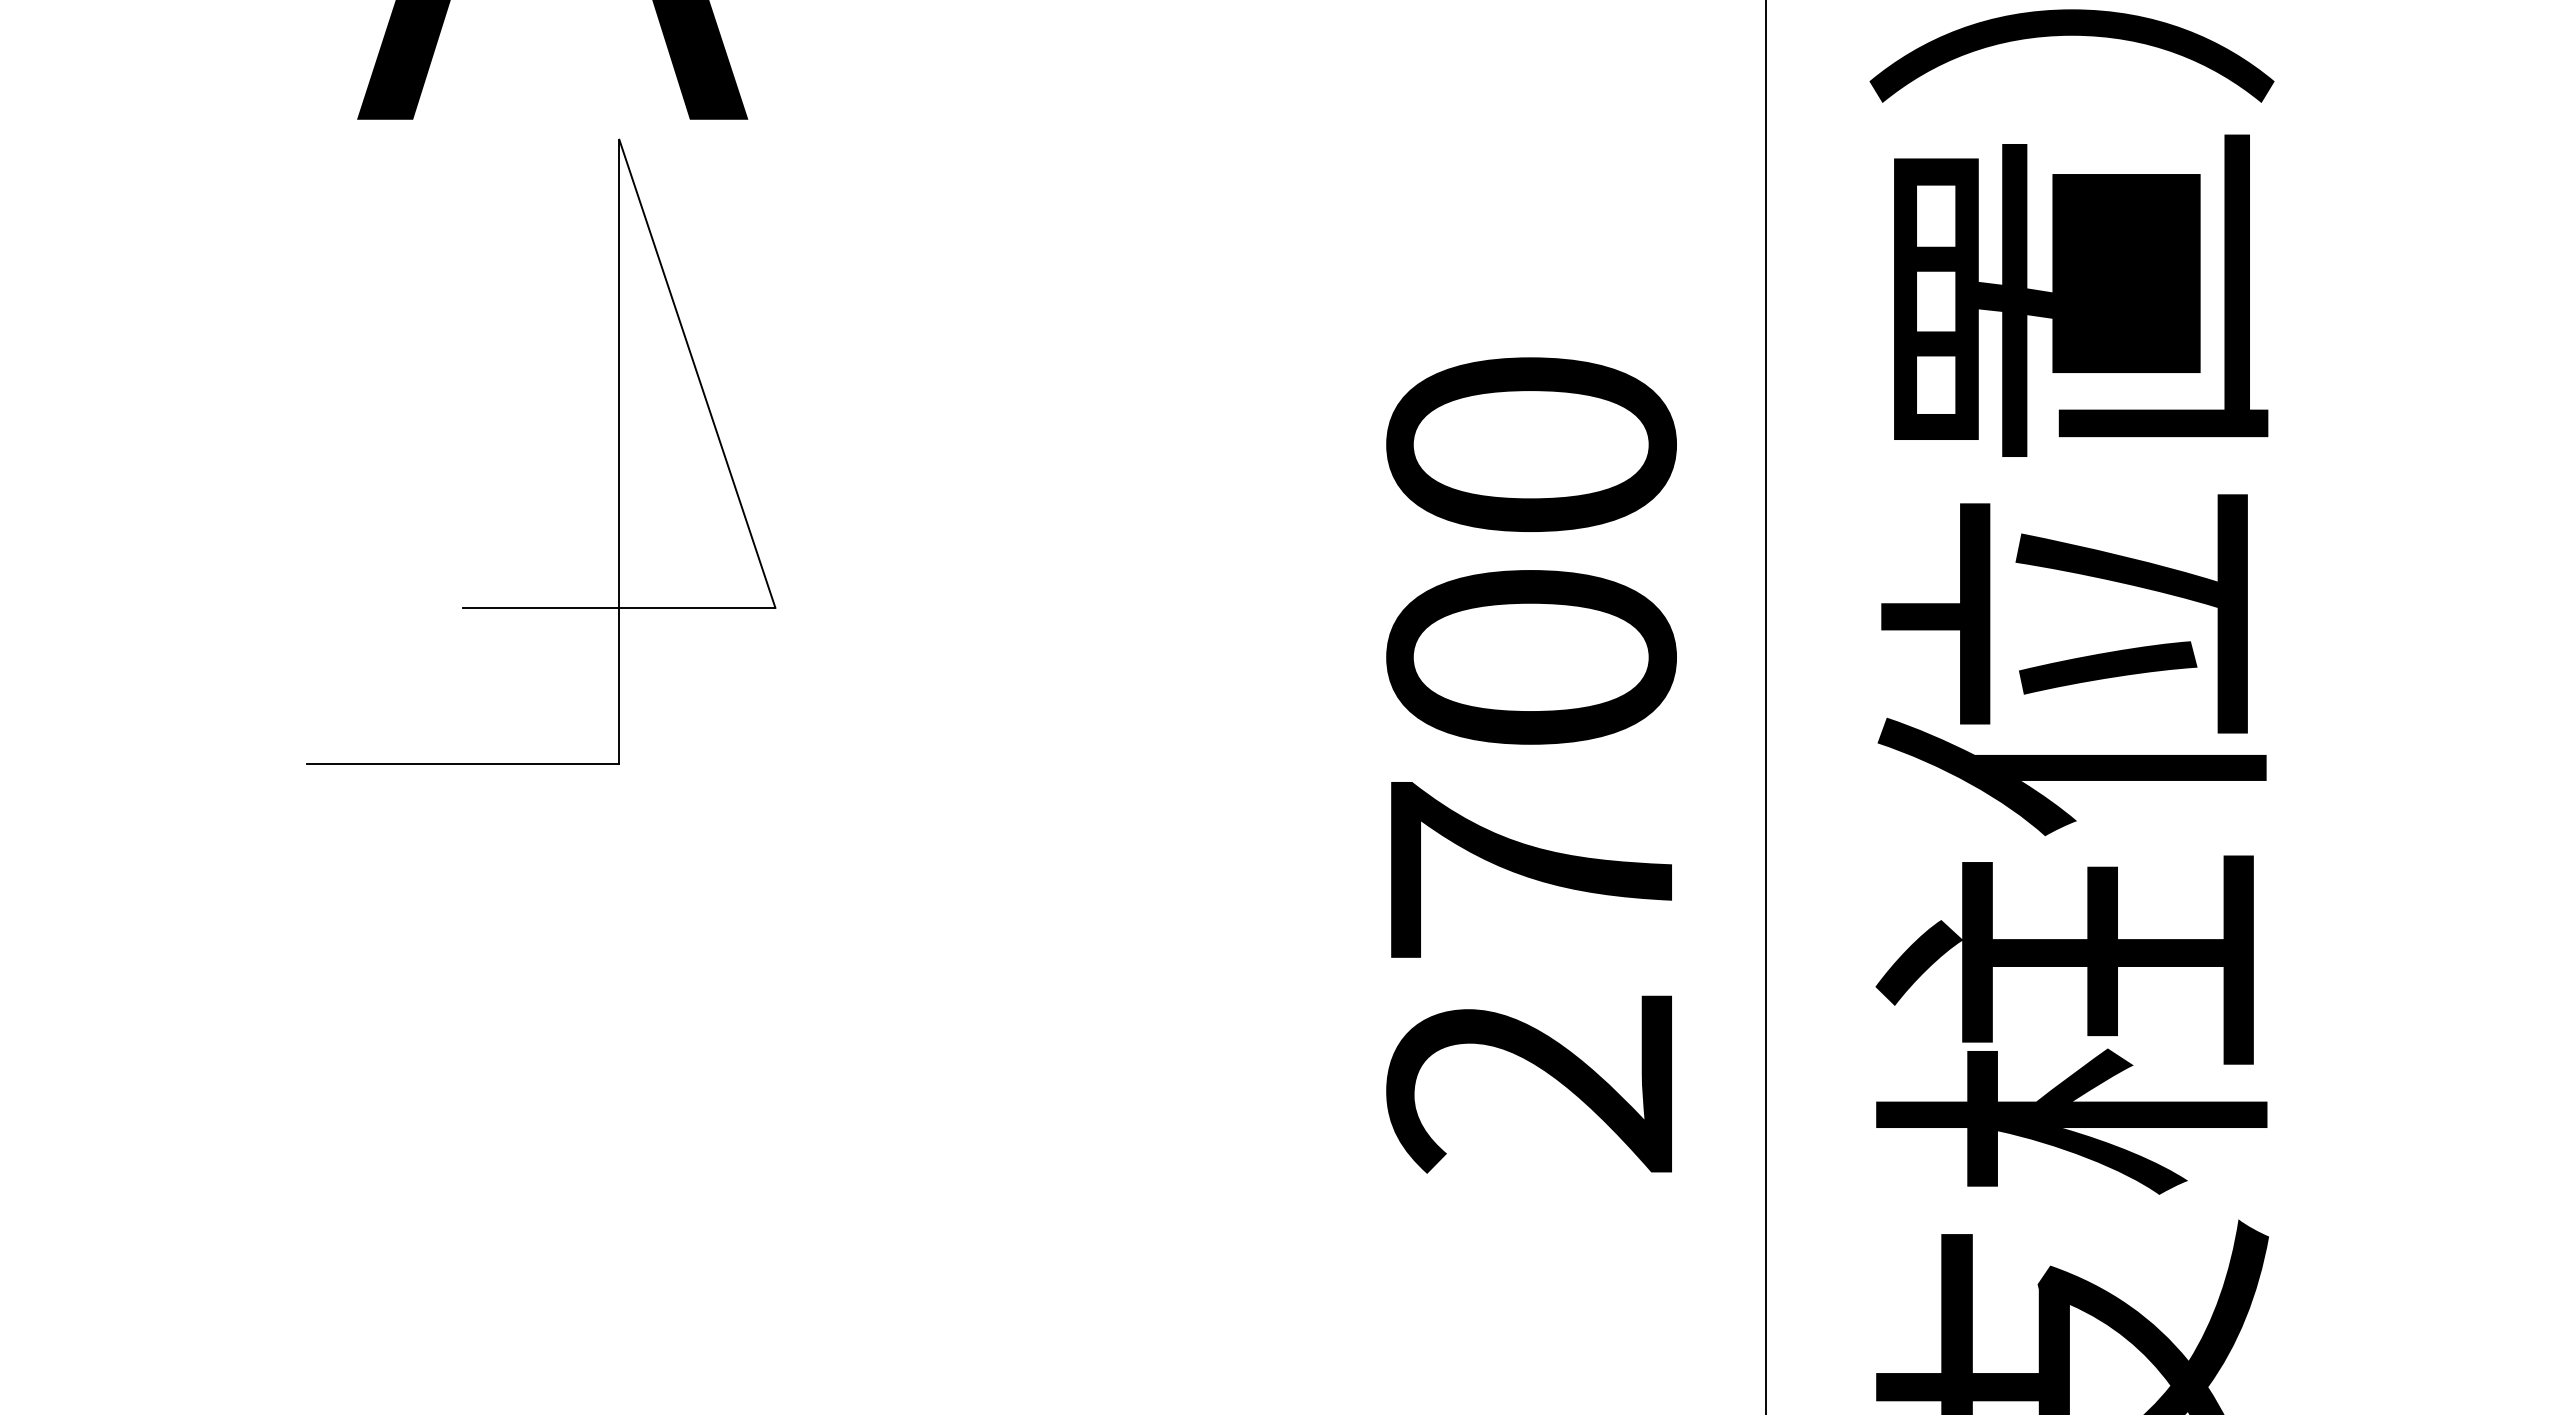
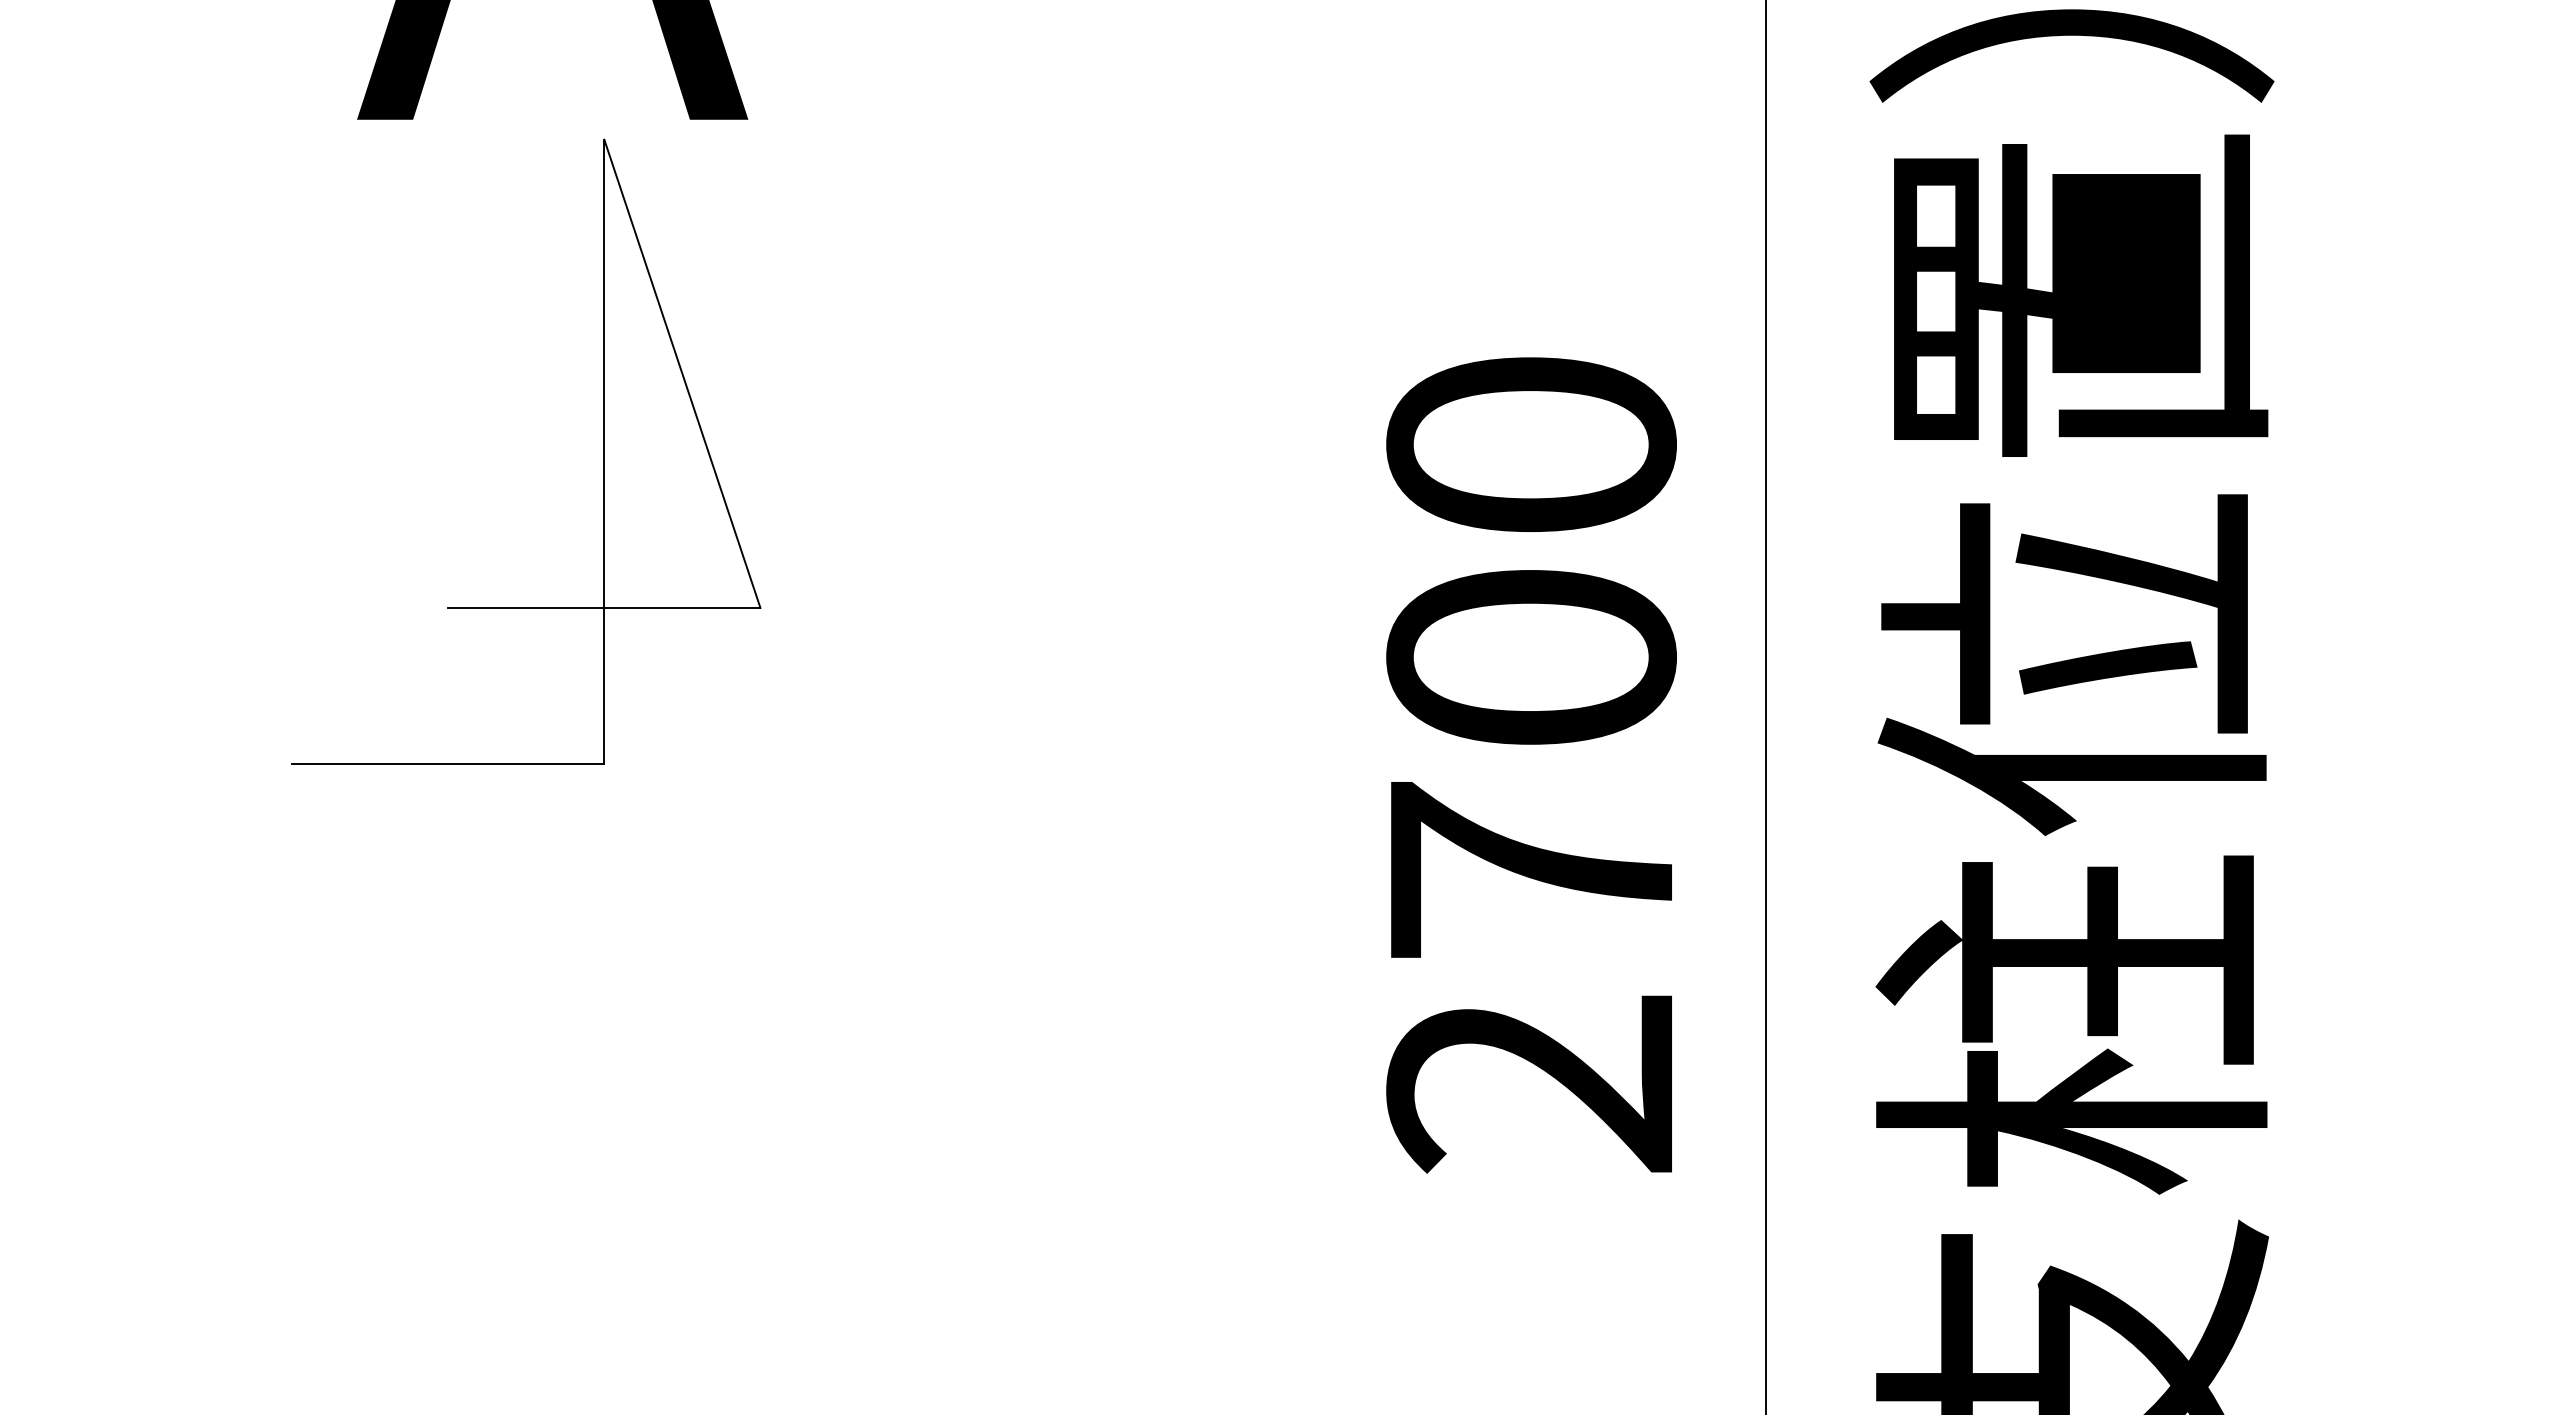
part position: (618, 451) -> (603, 451) (603, 451)
